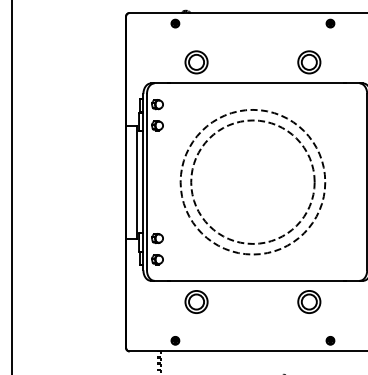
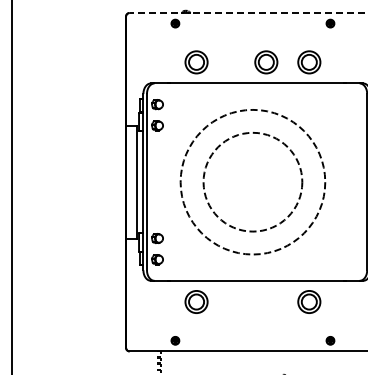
line: solid -> dashed (248, 13)
part: none -> present (266, 62)
circle diameter: 123 px -> 99 px (252, 181)
